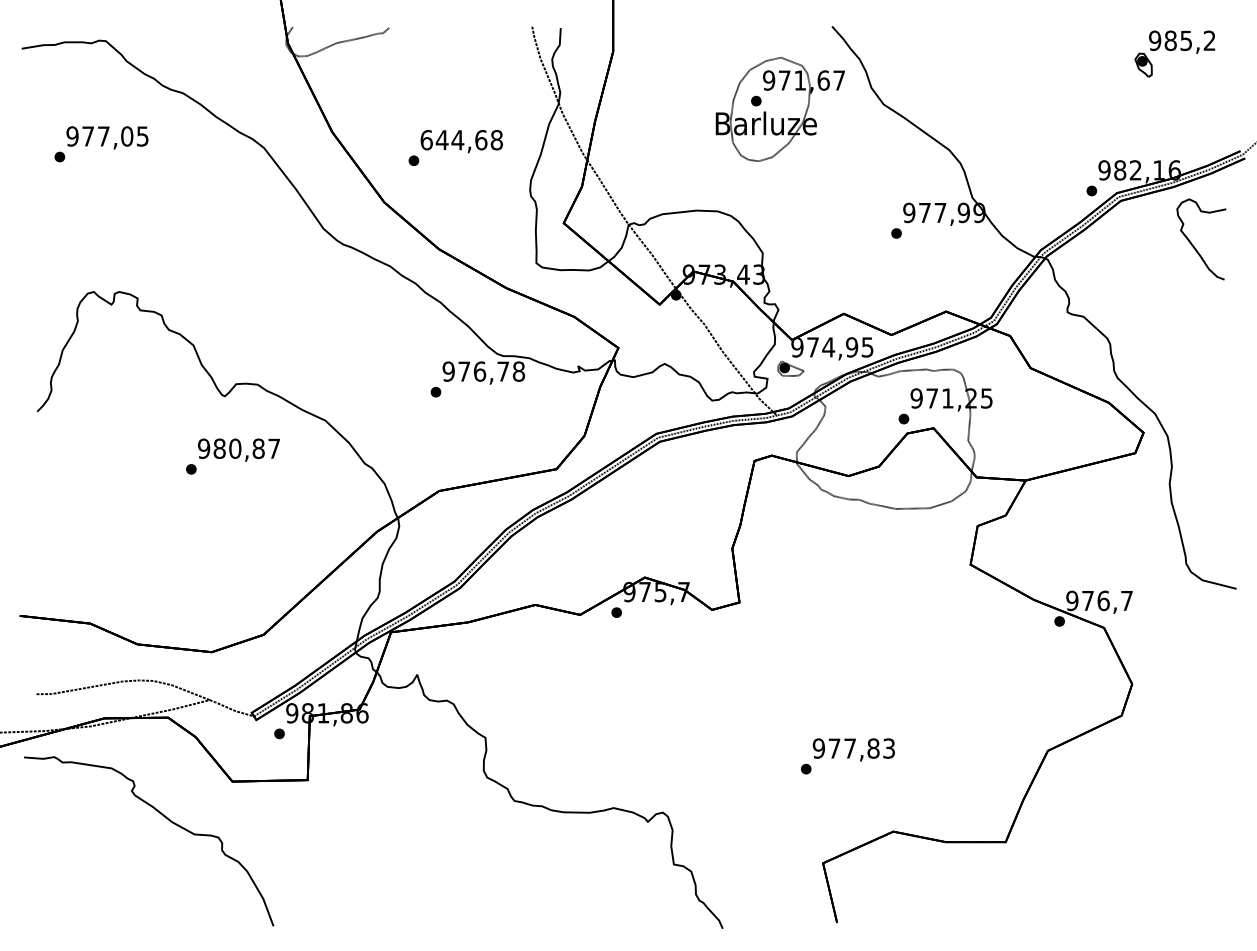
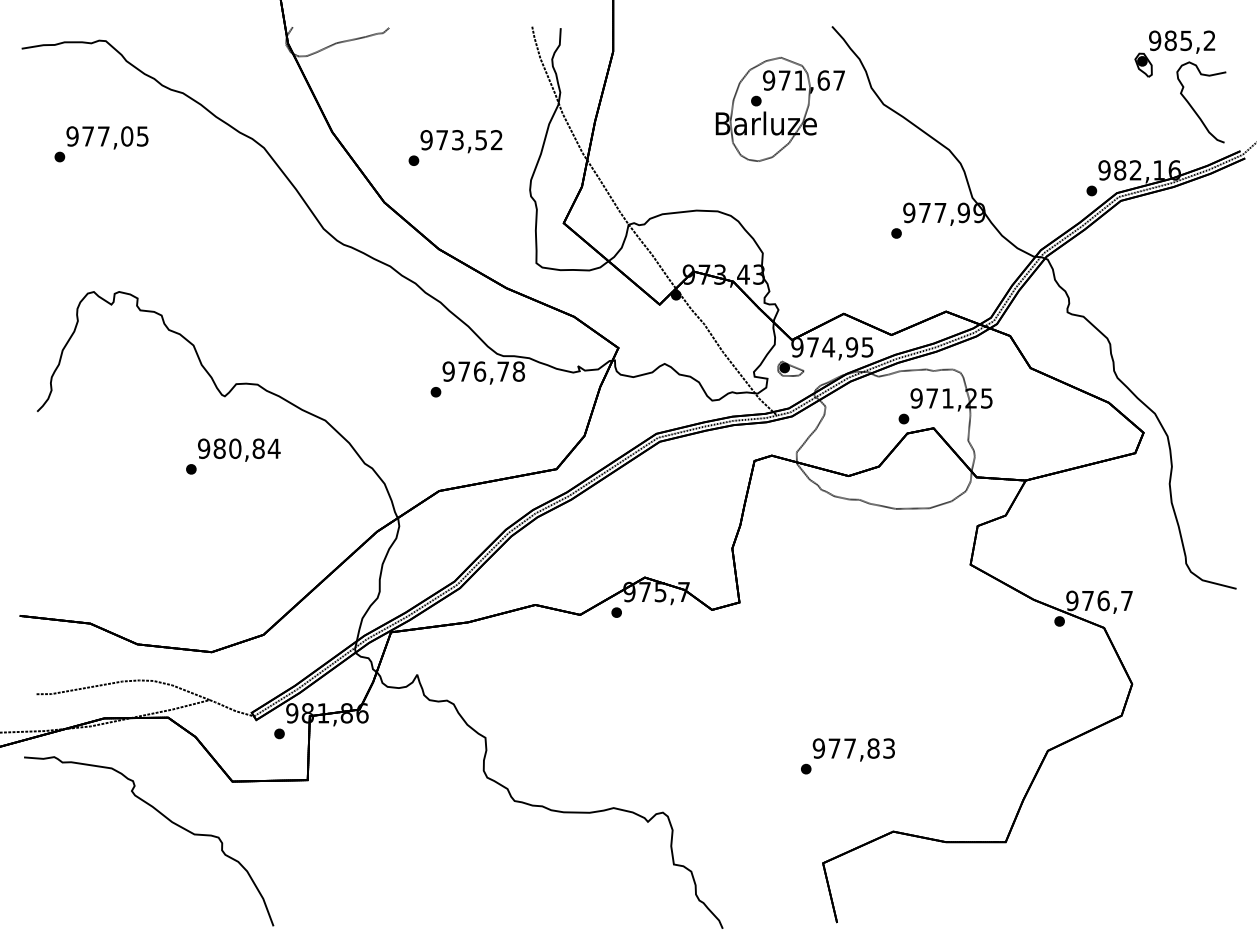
text: 644,68 -> 973,52 (461, 140)
curve position: (1192, 243) -> (1192, 106) (1192, 106)
text: 980,87 -> 980,84 (273, 448)
